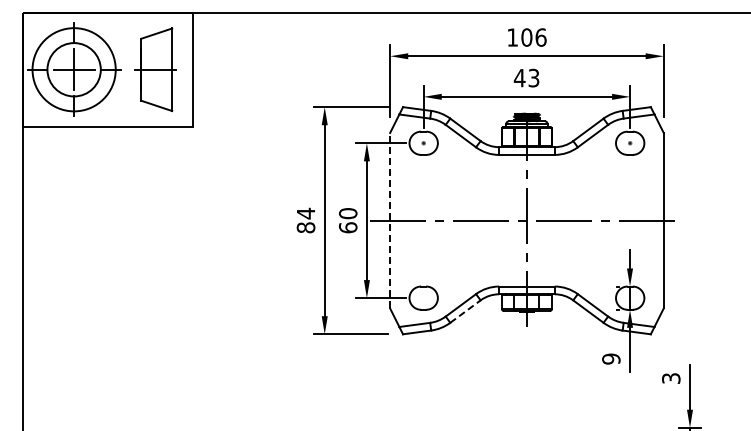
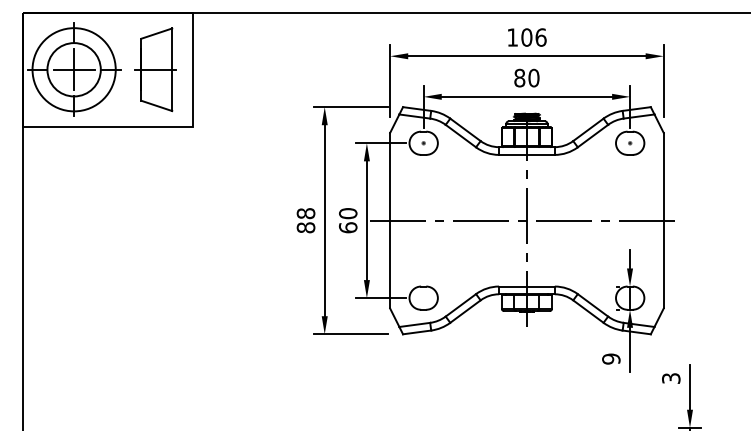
text: 43 -> 80 (526, 77)
text: 84 -> 88 (305, 213)
line: dashed -> solid (390, 220)
line: dashed -> solid (465, 311)
